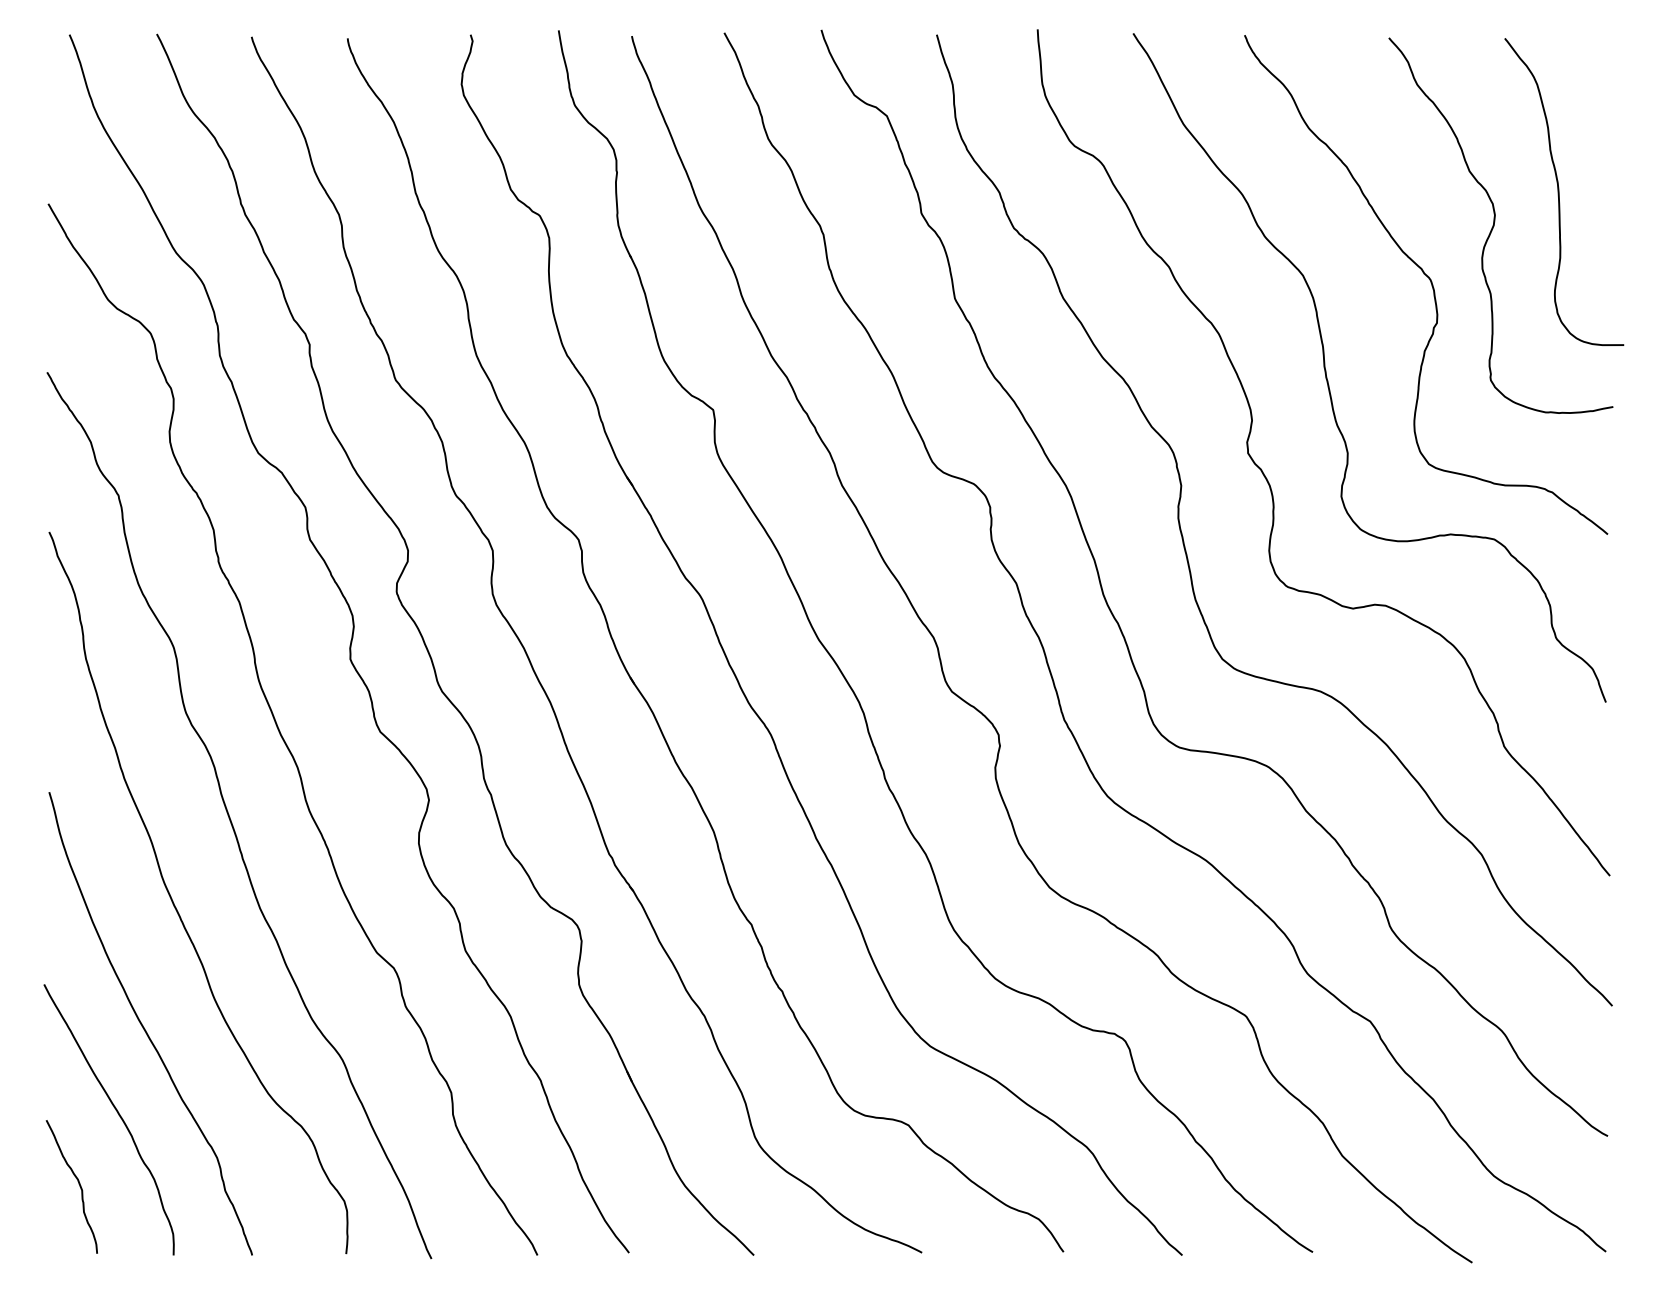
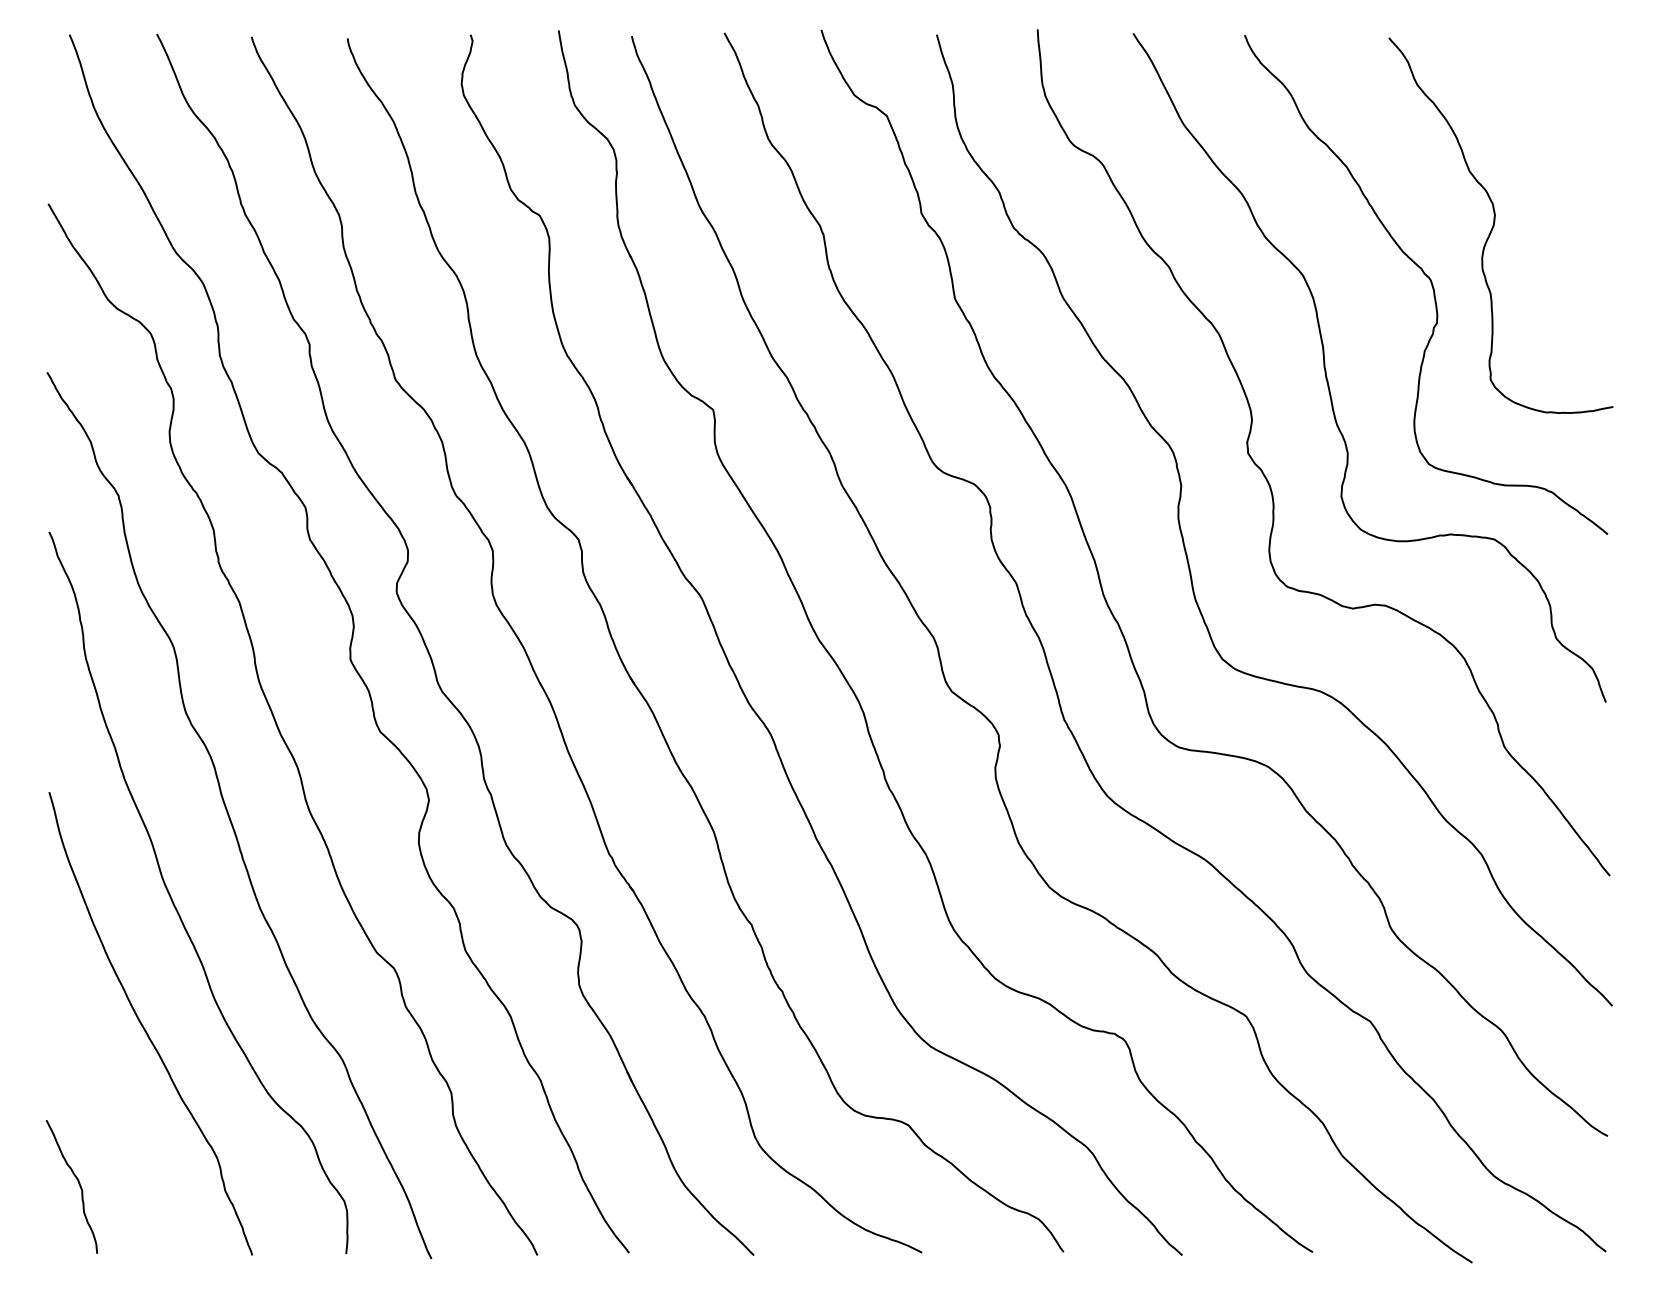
curve: present -> none (1559, 191)
curve: present -> none (118, 1115)
